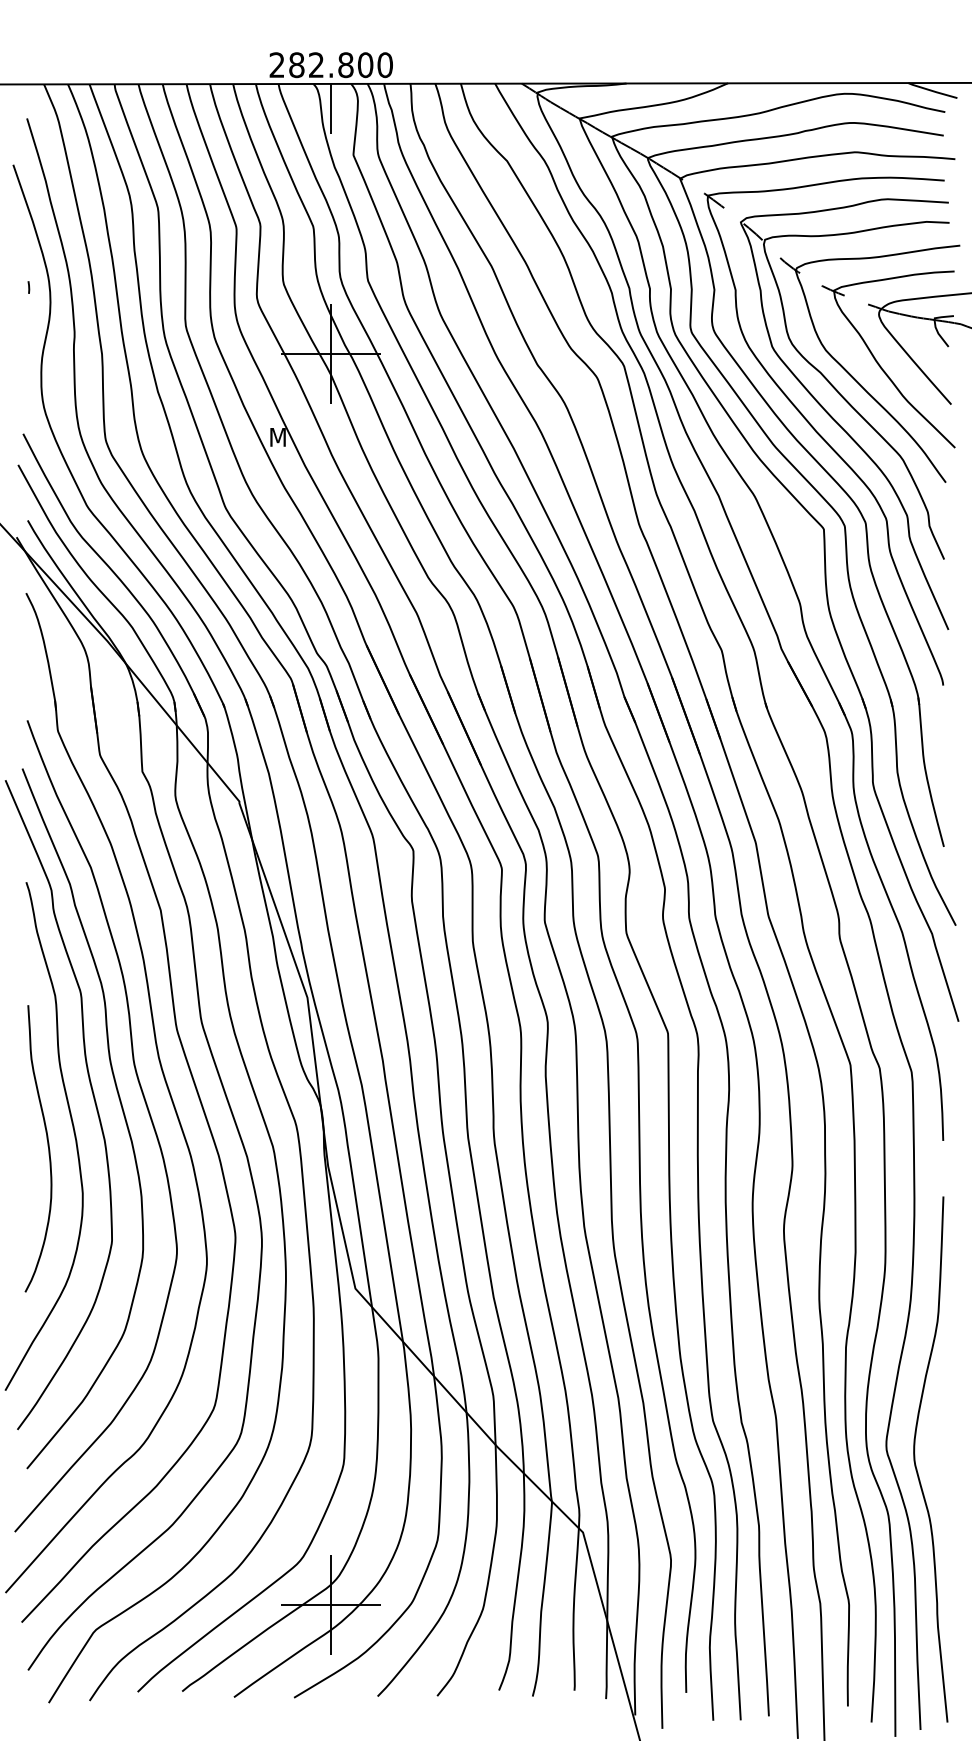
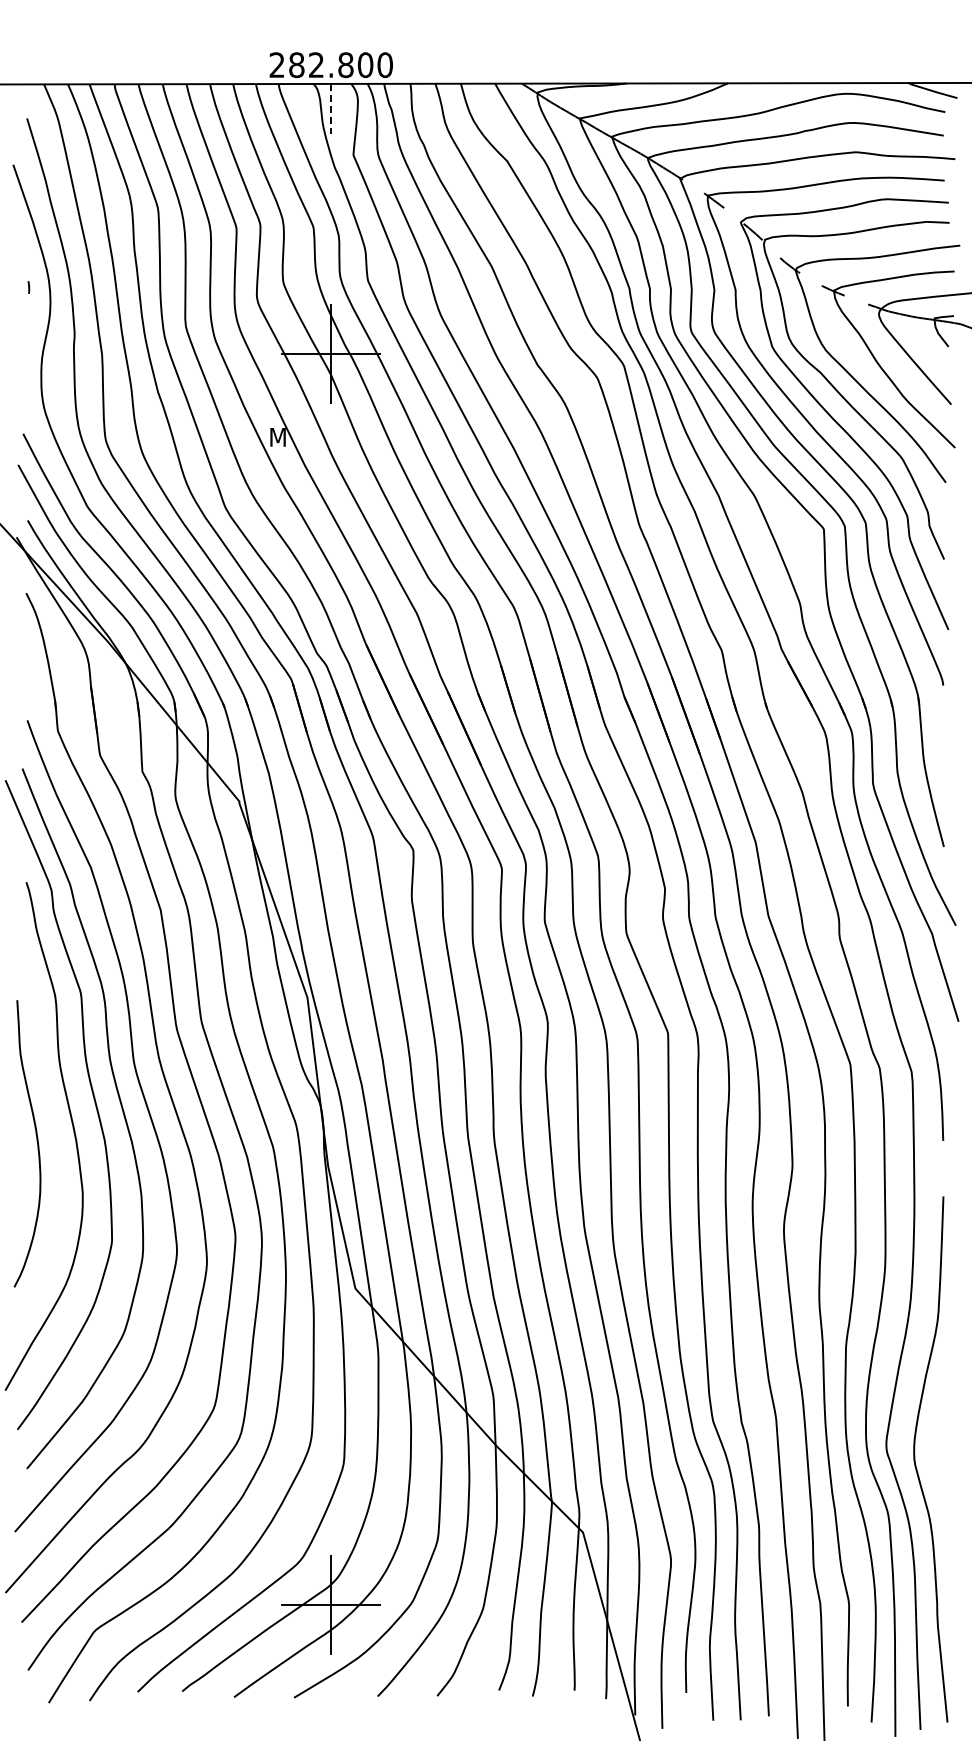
line: solid -> dashed (331, 109)
curve position: (47, 1146) -> (36, 1141) (36, 1141)
